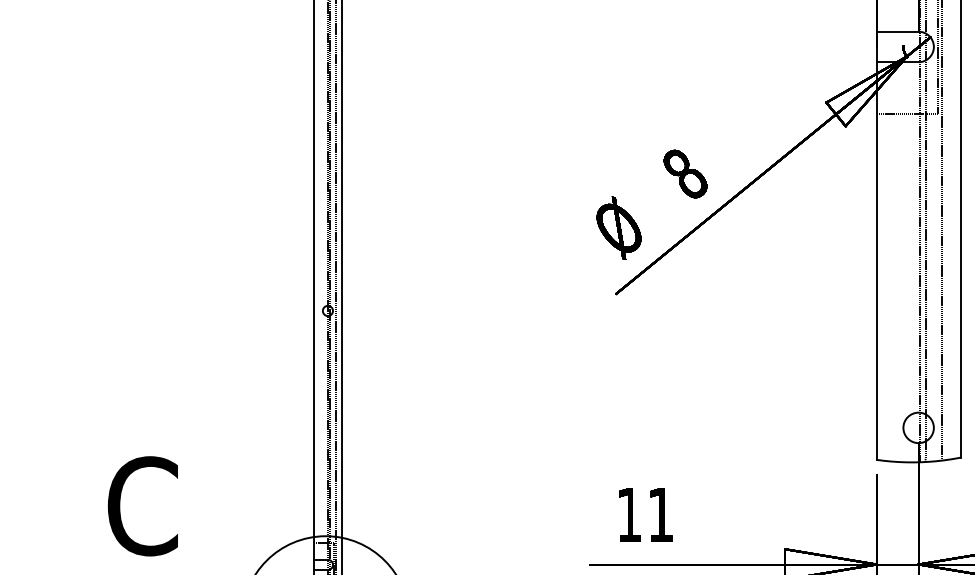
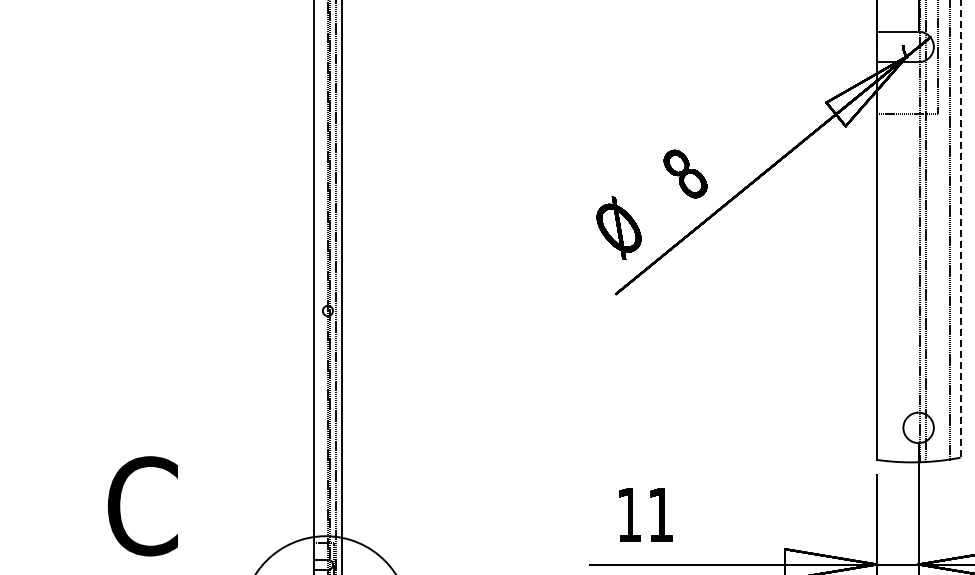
line: solid -> dashed (960, 229)
line position: (941, 231) -> (949, 231) (949, 231)
